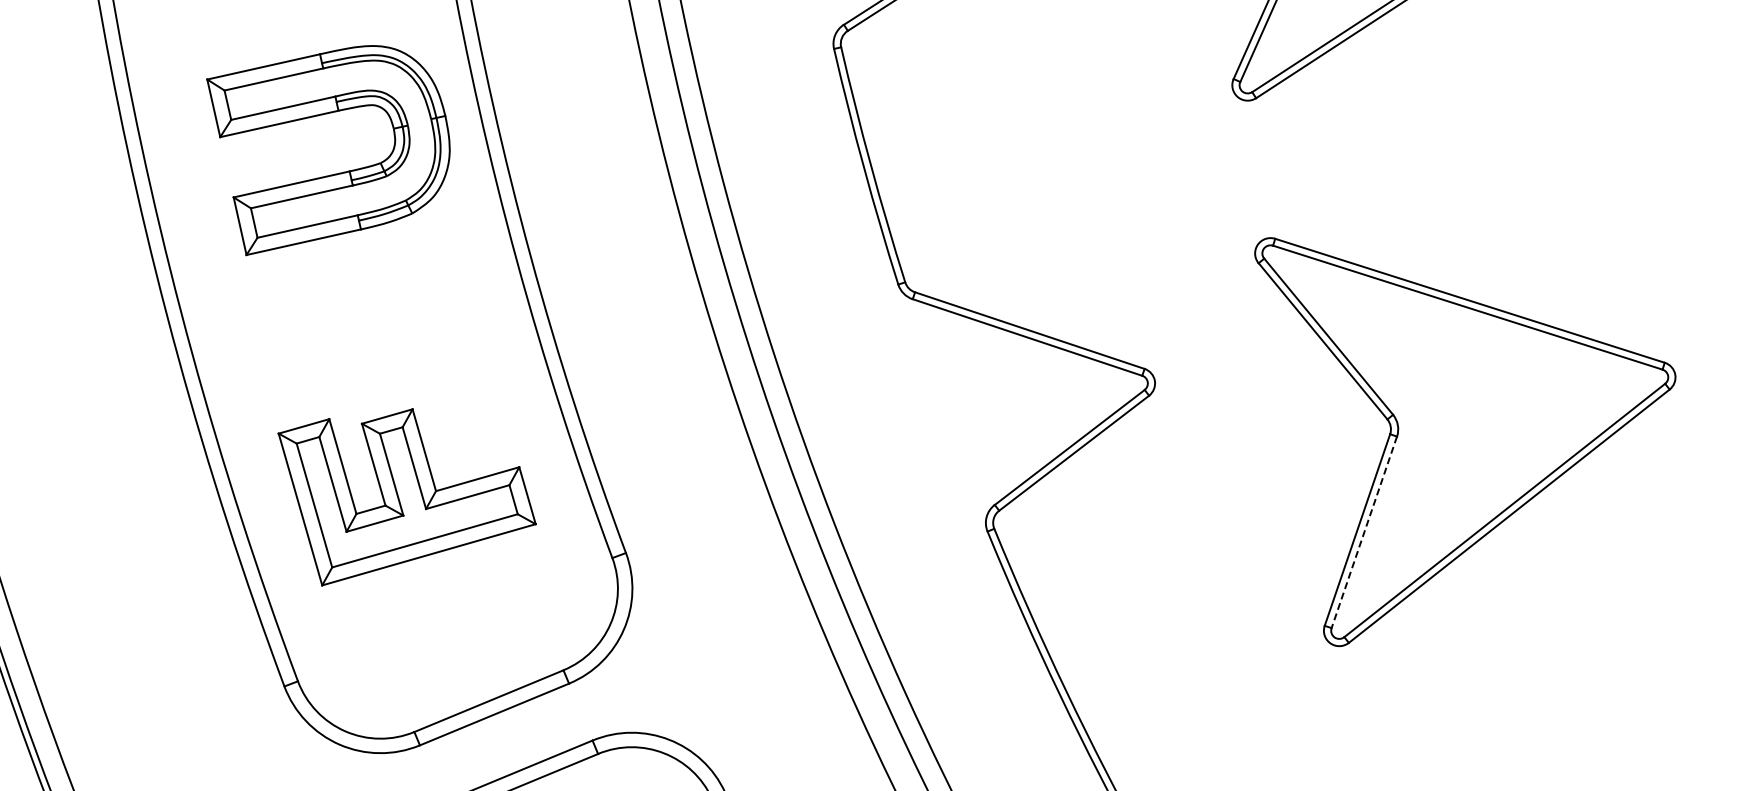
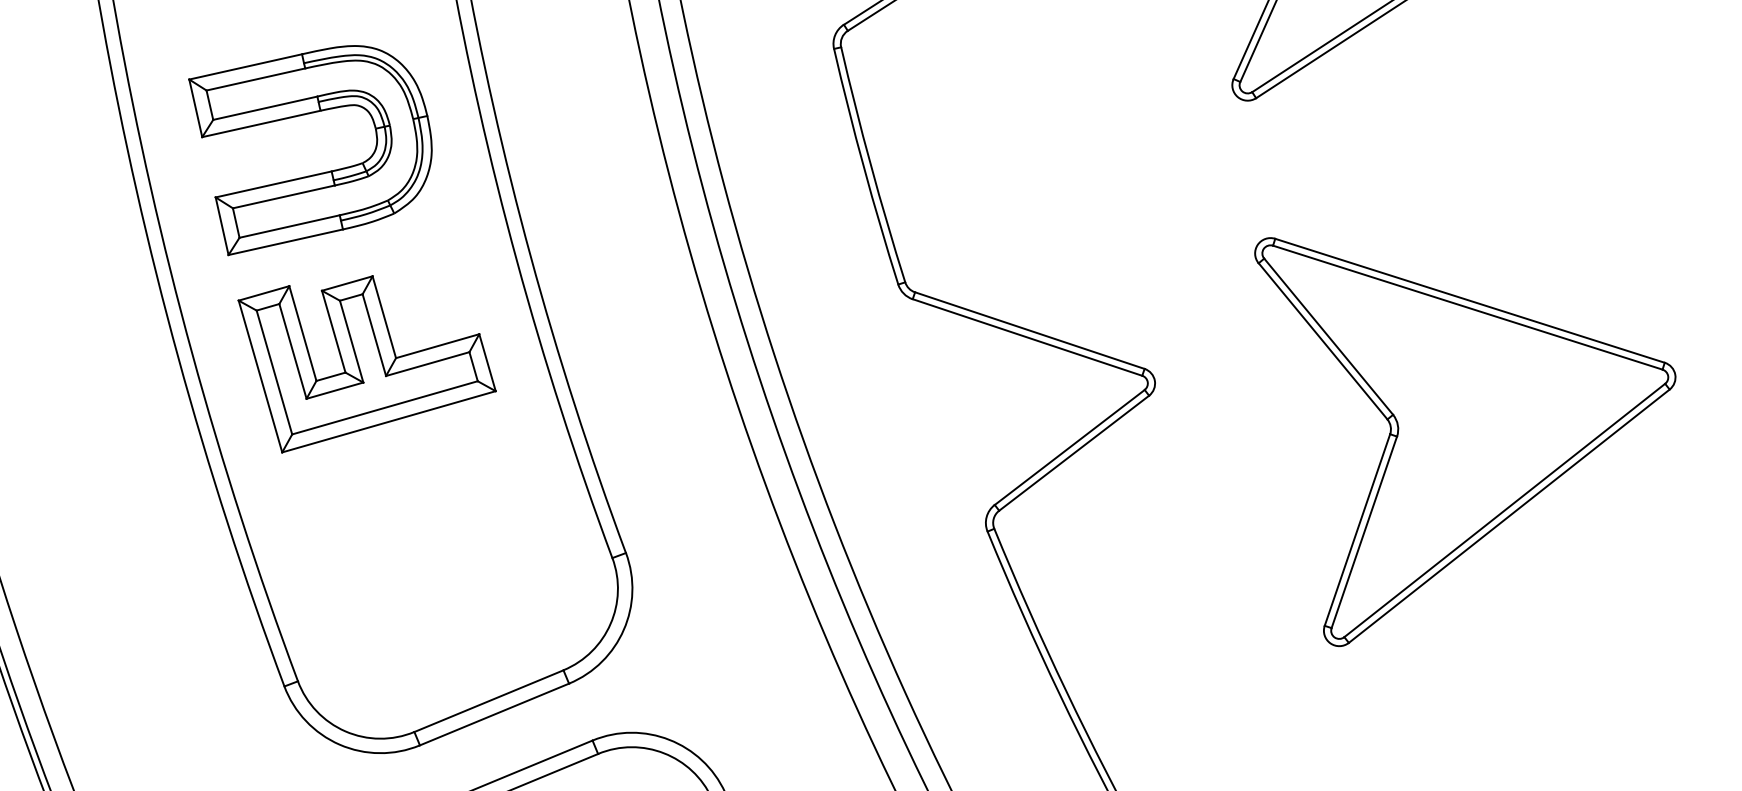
part position: (334, 173) -> (316, 173) (316, 173)
part position: (406, 497) -> (366, 364) (366, 364)
line: dashed -> solid (1364, 532)
